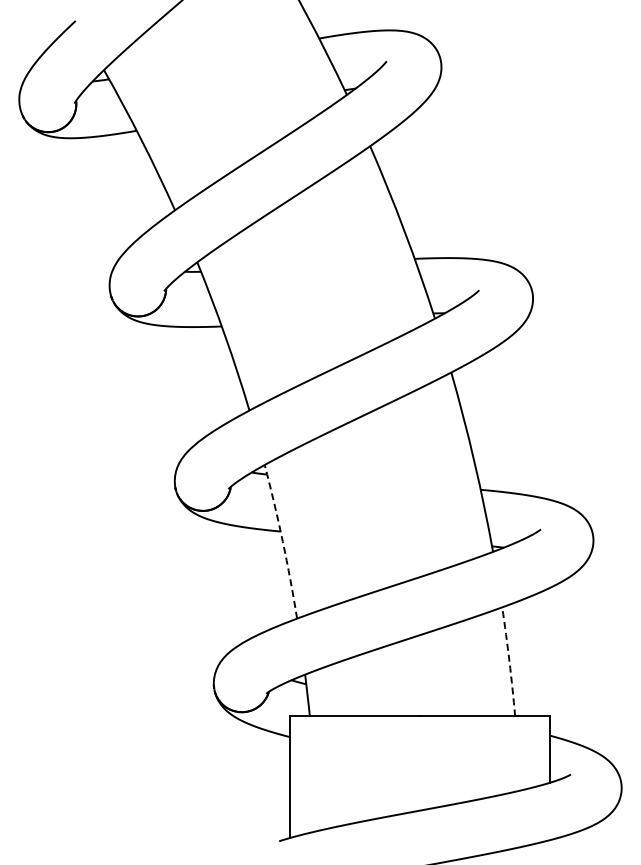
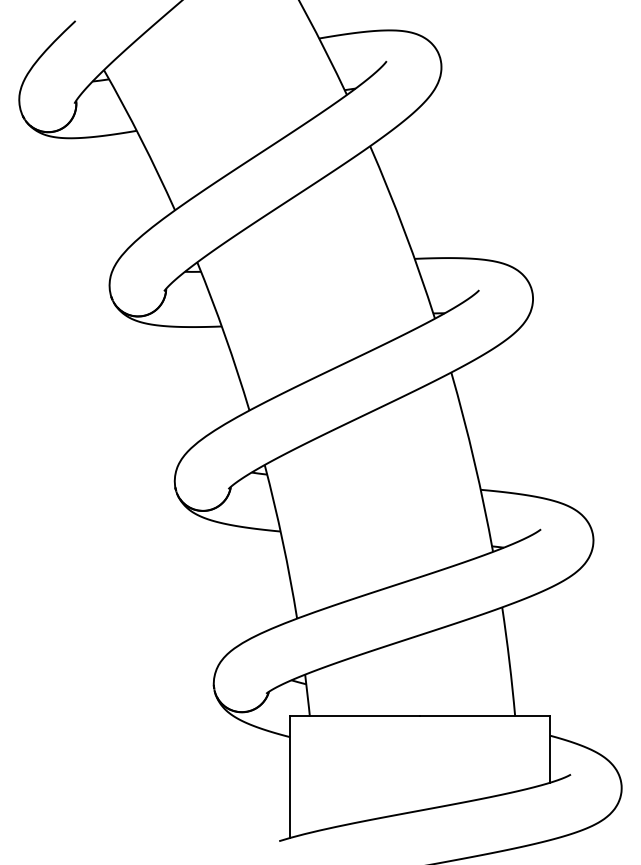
arc: dashed -> solid (282, 541)
arc: dashed -> solid (509, 661)
